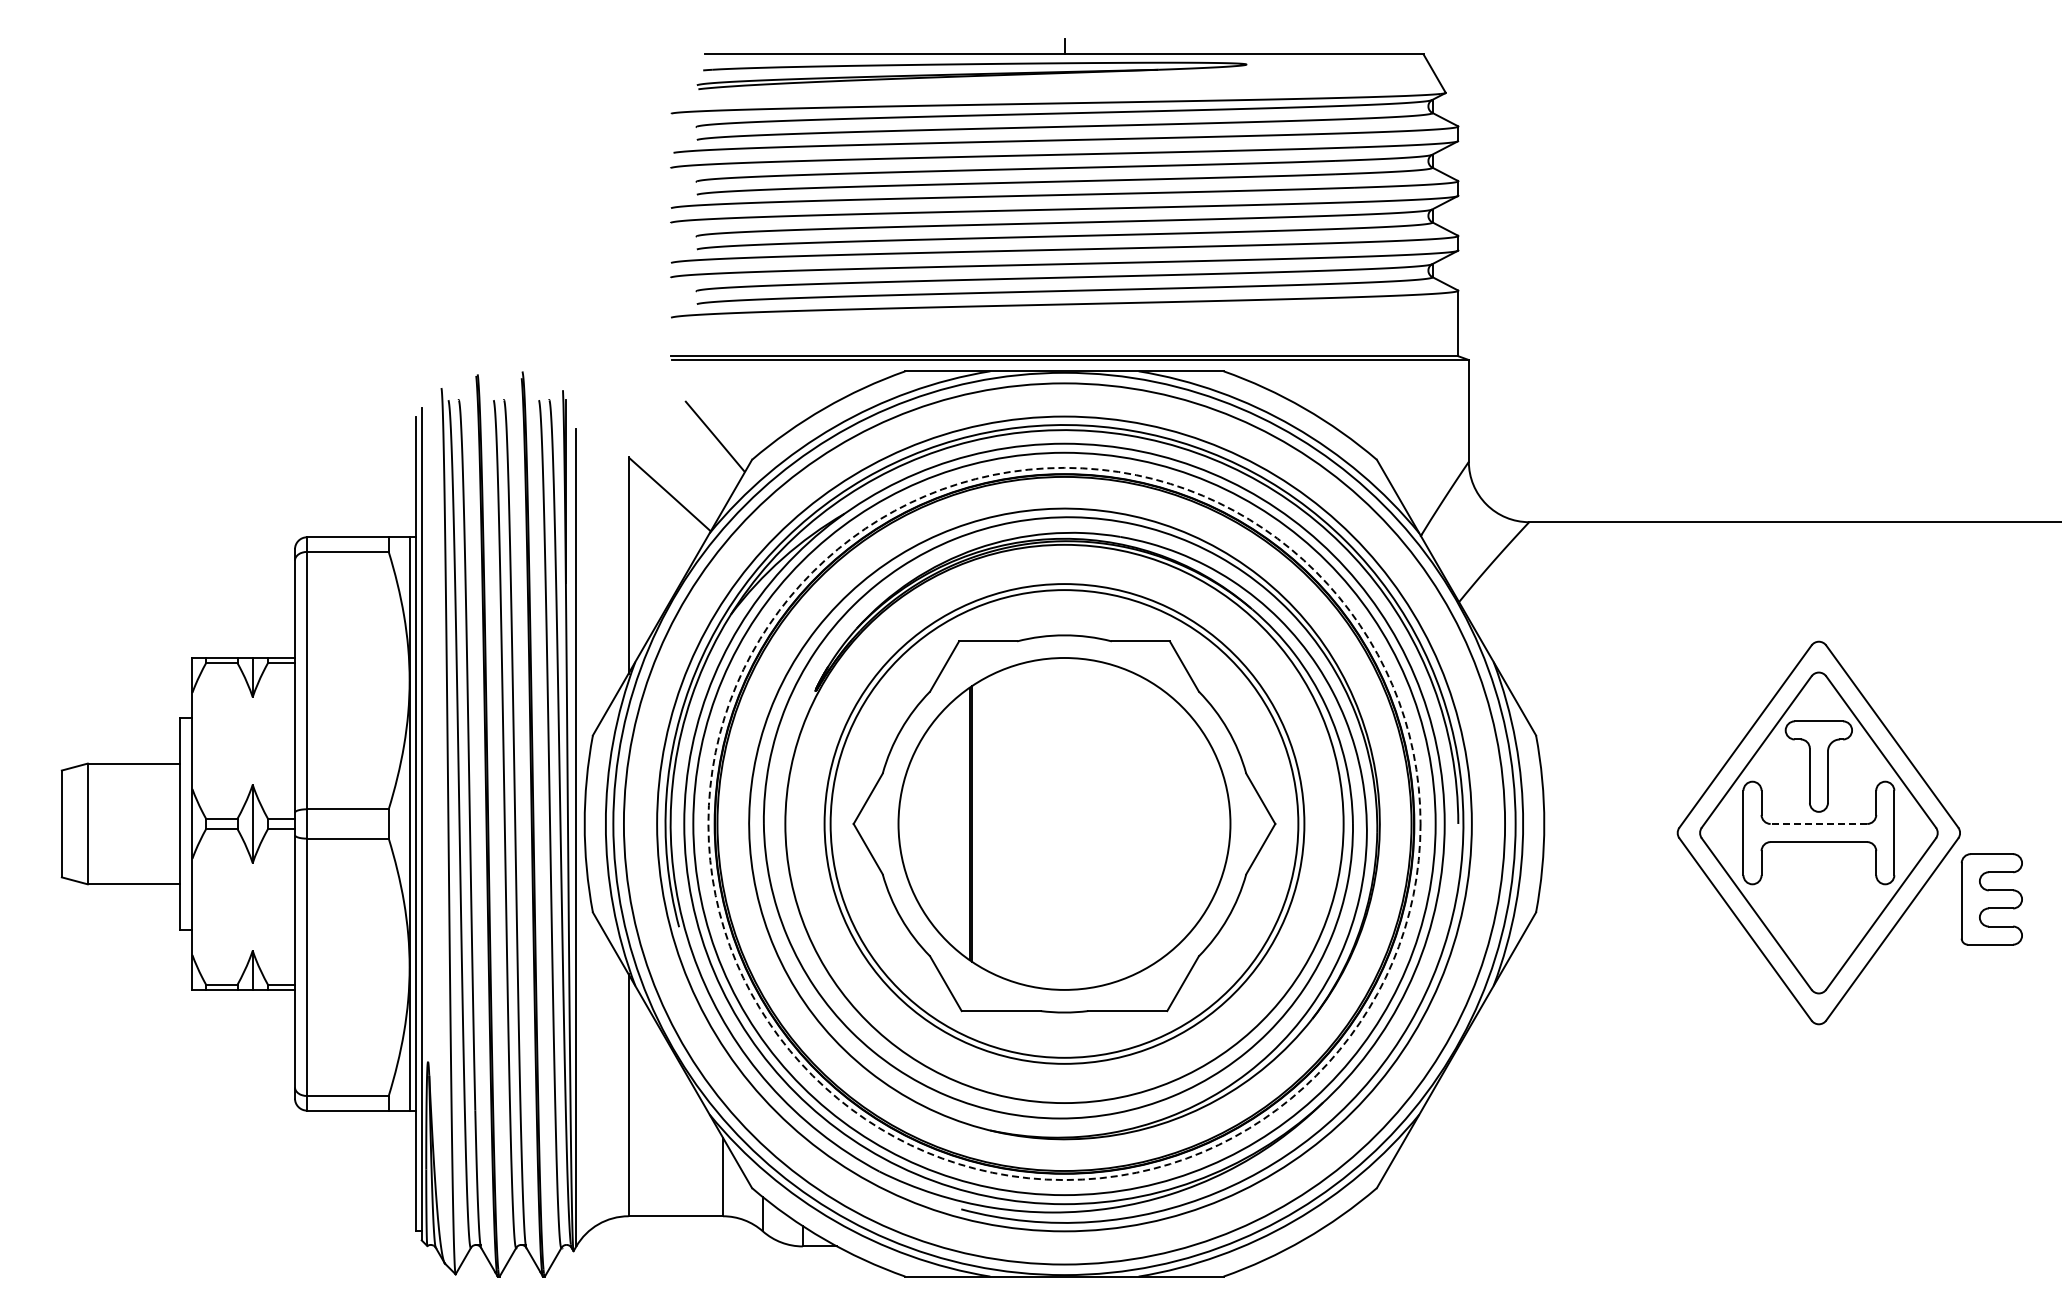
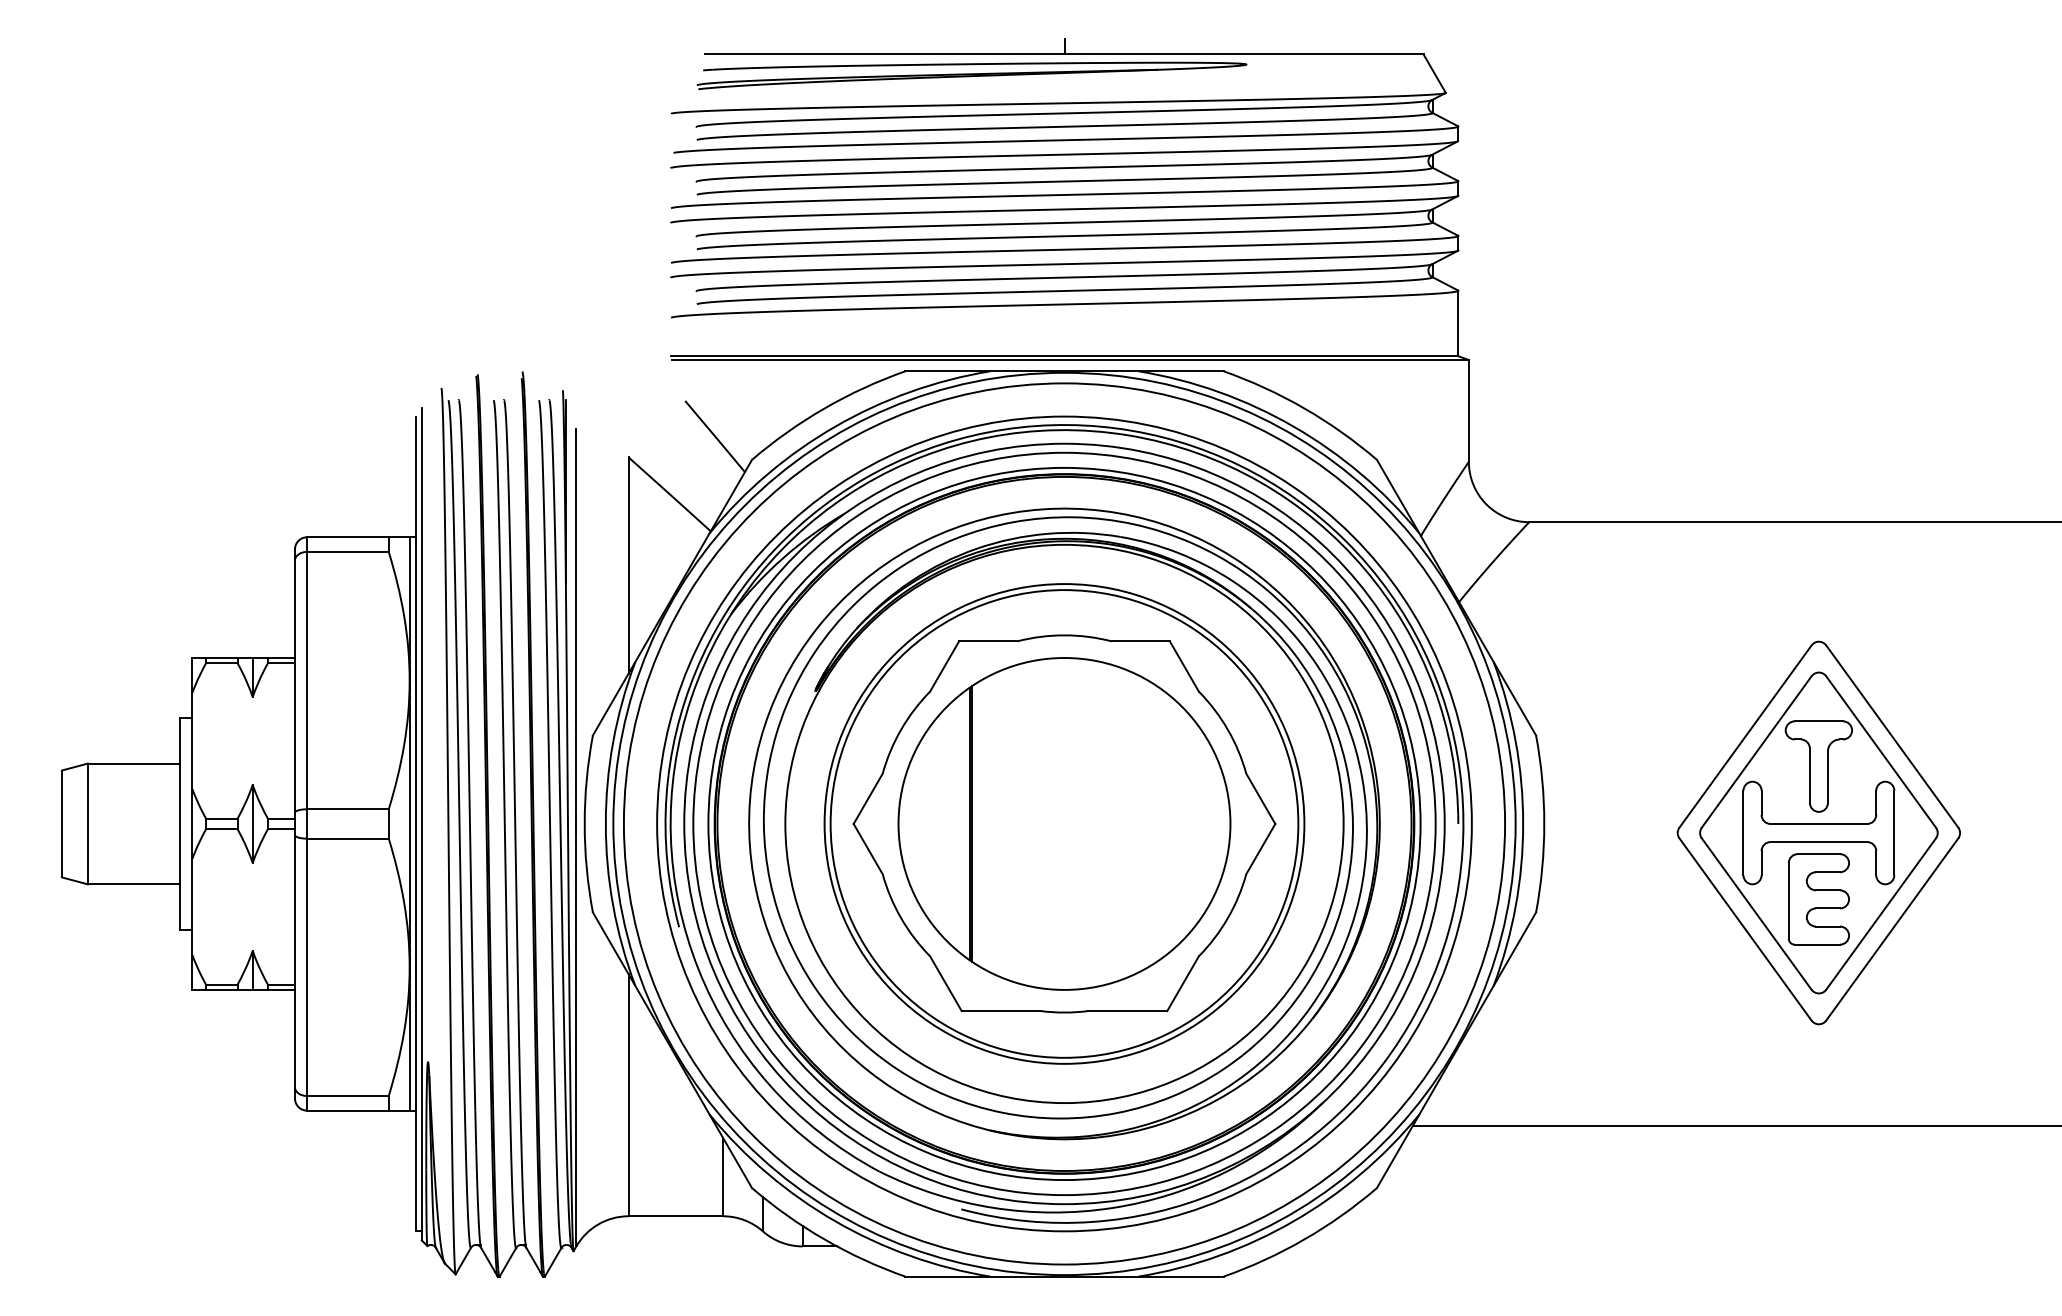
circle: dashed -> solid (1064, 823)
line: dashed -> solid (1818, 823)
part position: (1991, 899) -> (1818, 899) (1818, 899)
line: none -> present (1735, 1125)
